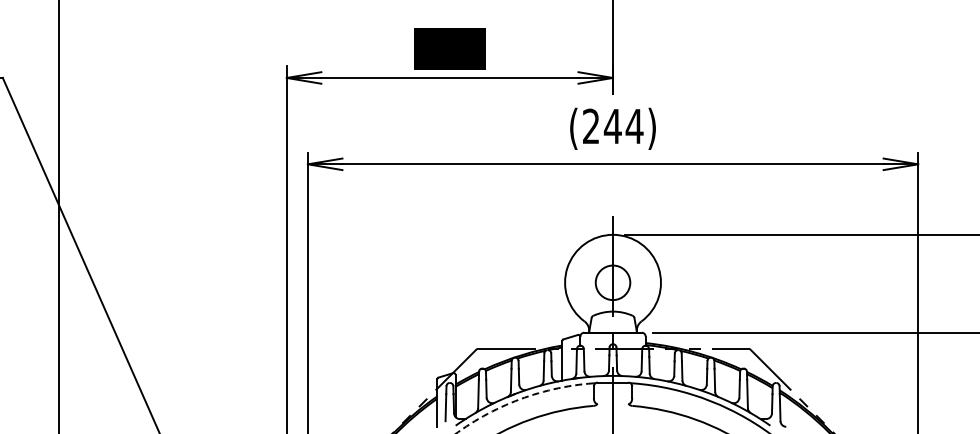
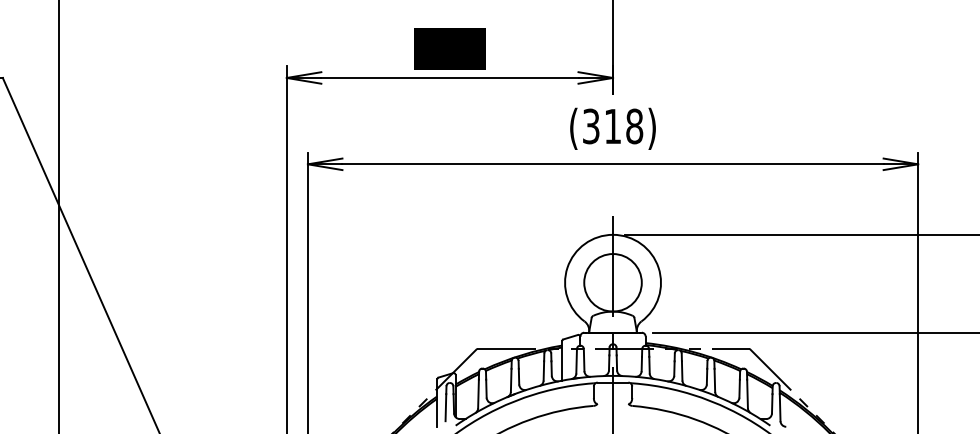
text: (244) -> (318) (613, 126)
circle diameter: 35 px -> 58 px (612, 282)
arc: dashed -> solid (521, 398)
